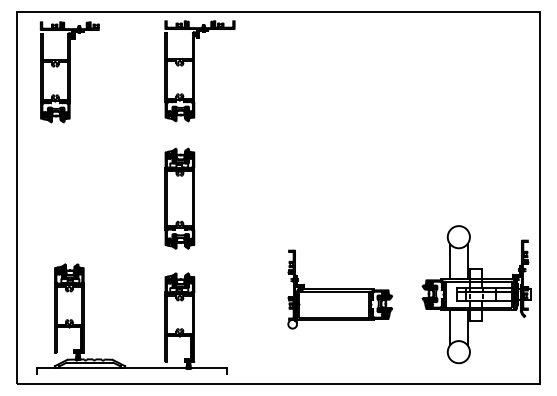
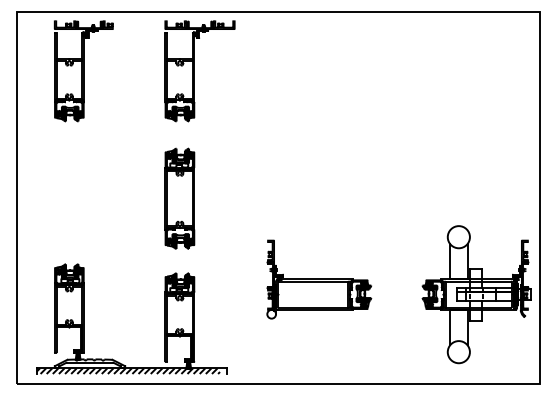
part position: (69, 72) -> (83, 71) (83, 71)
part position: (340, 289) -> (319, 279) (319, 279)
hatch: none -> present (128, 370)
